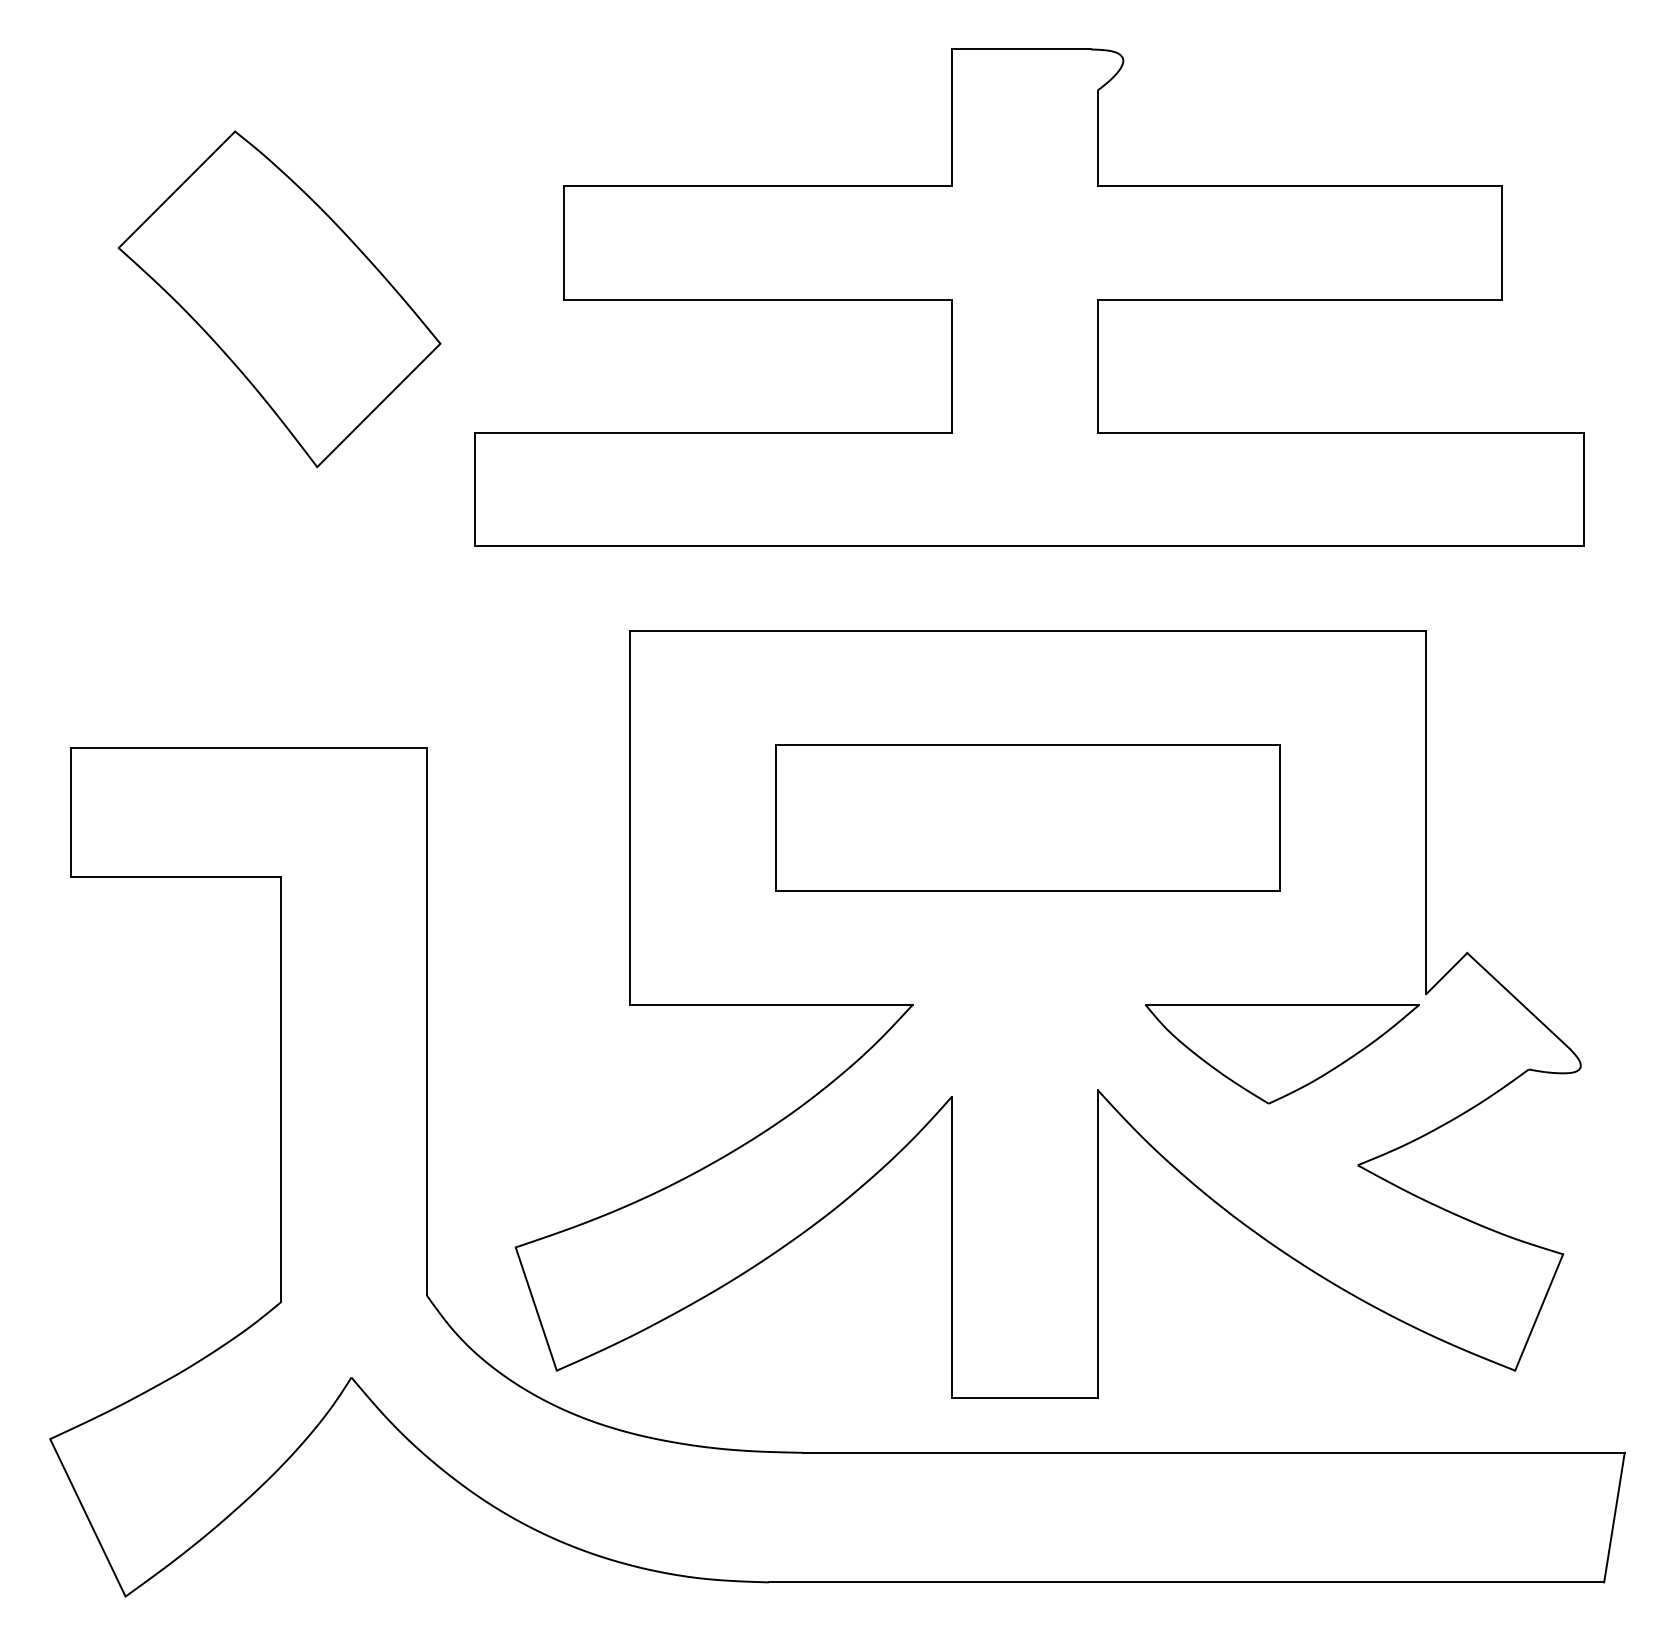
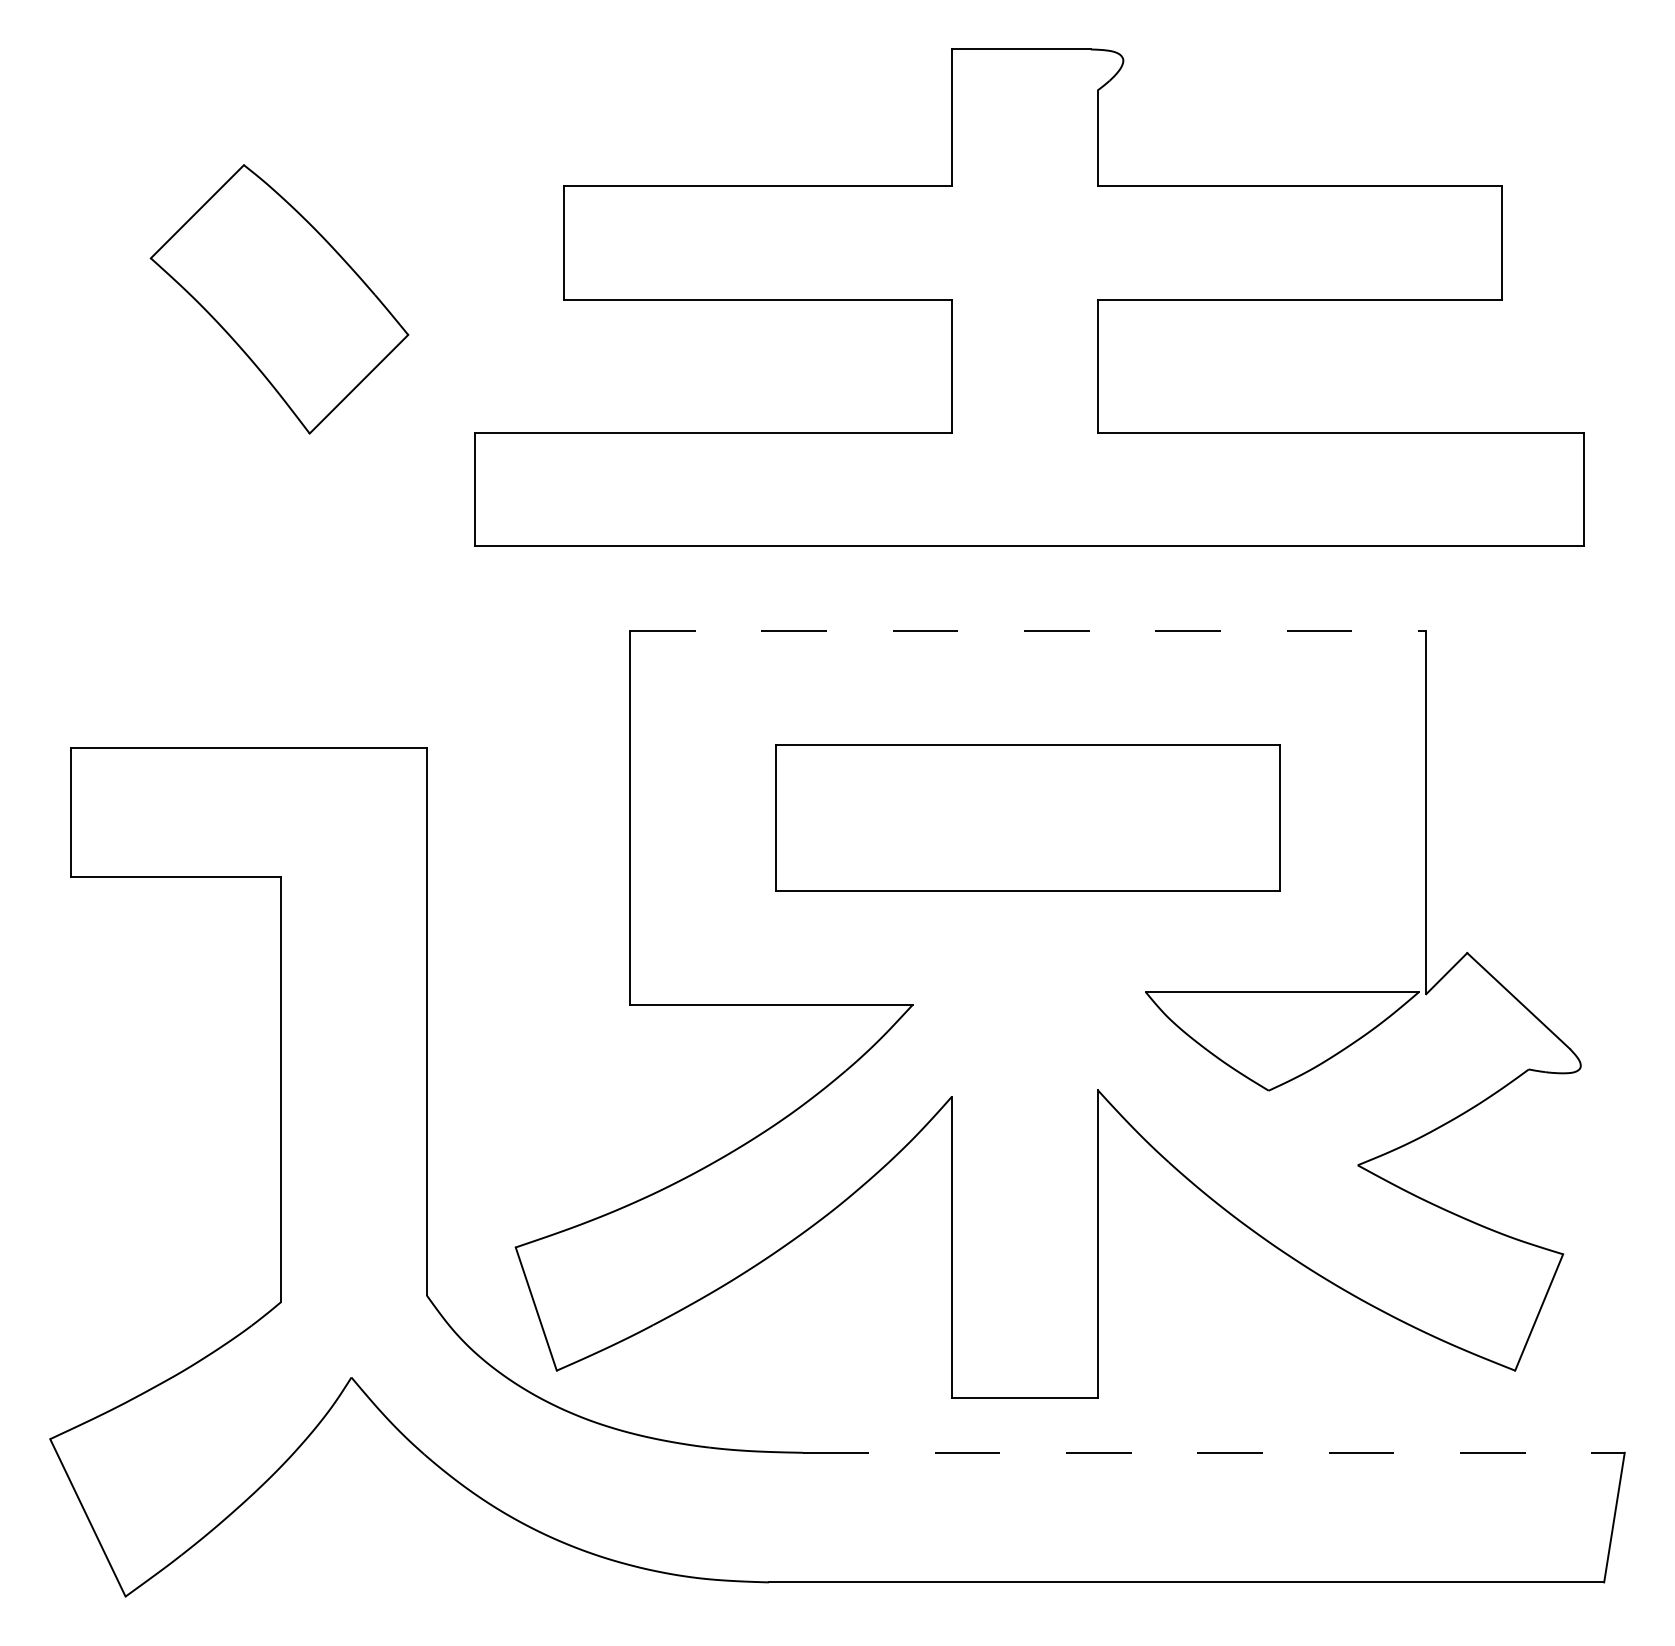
part size: 325x339 px -> 261x271 px (279, 299)
line: solid -> dashed (1028, 631)
part position: (1282, 1054) -> (1282, 1041) (1282, 1041)
line: solid -> dashed (1214, 1452)
